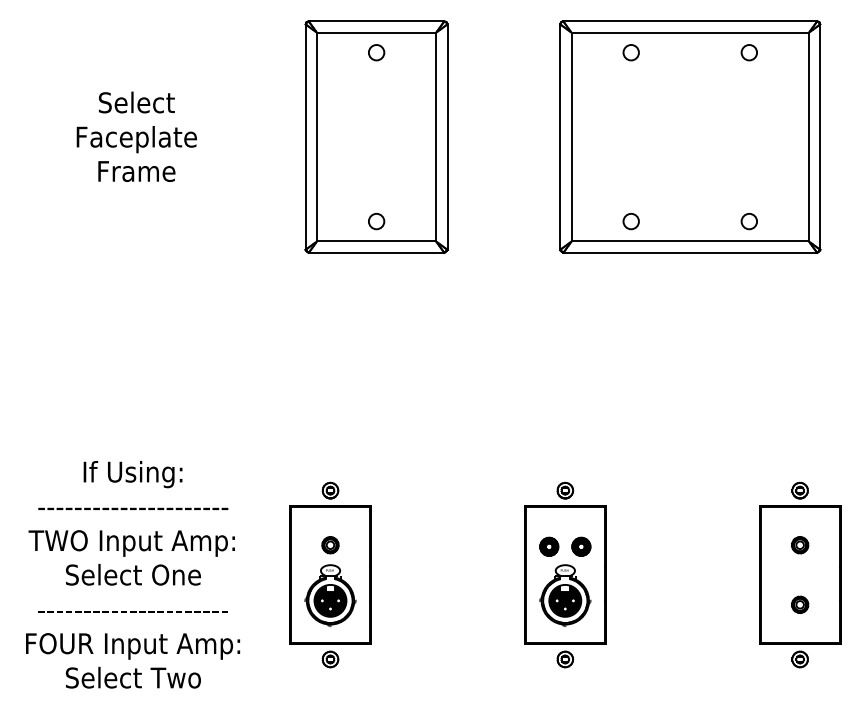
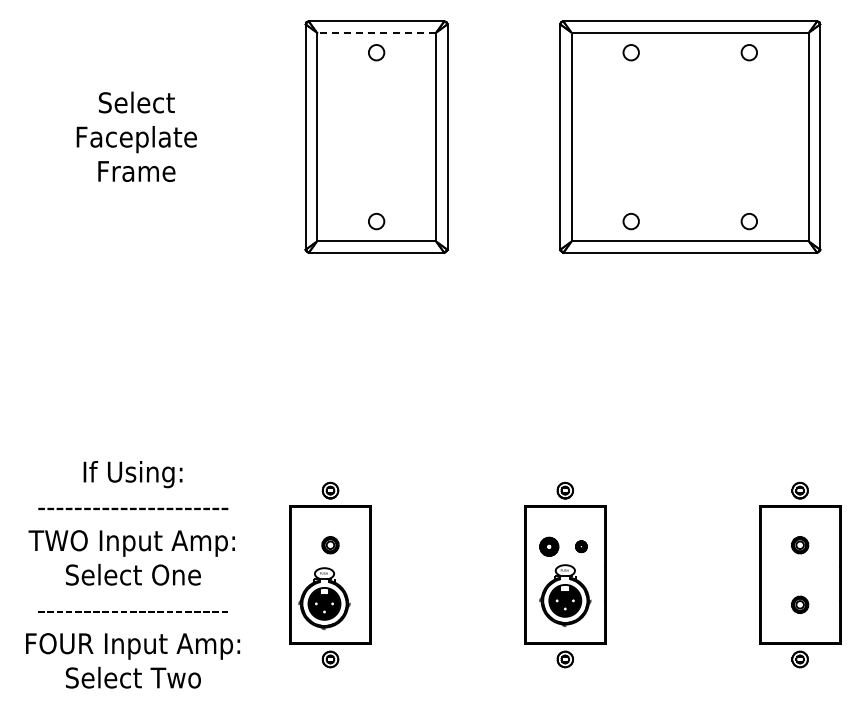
line: solid -> dashed (376, 32)
part size: 21x21 px -> 13x14 px (581, 546)
part position: (330, 595) -> (324, 598) (324, 598)
